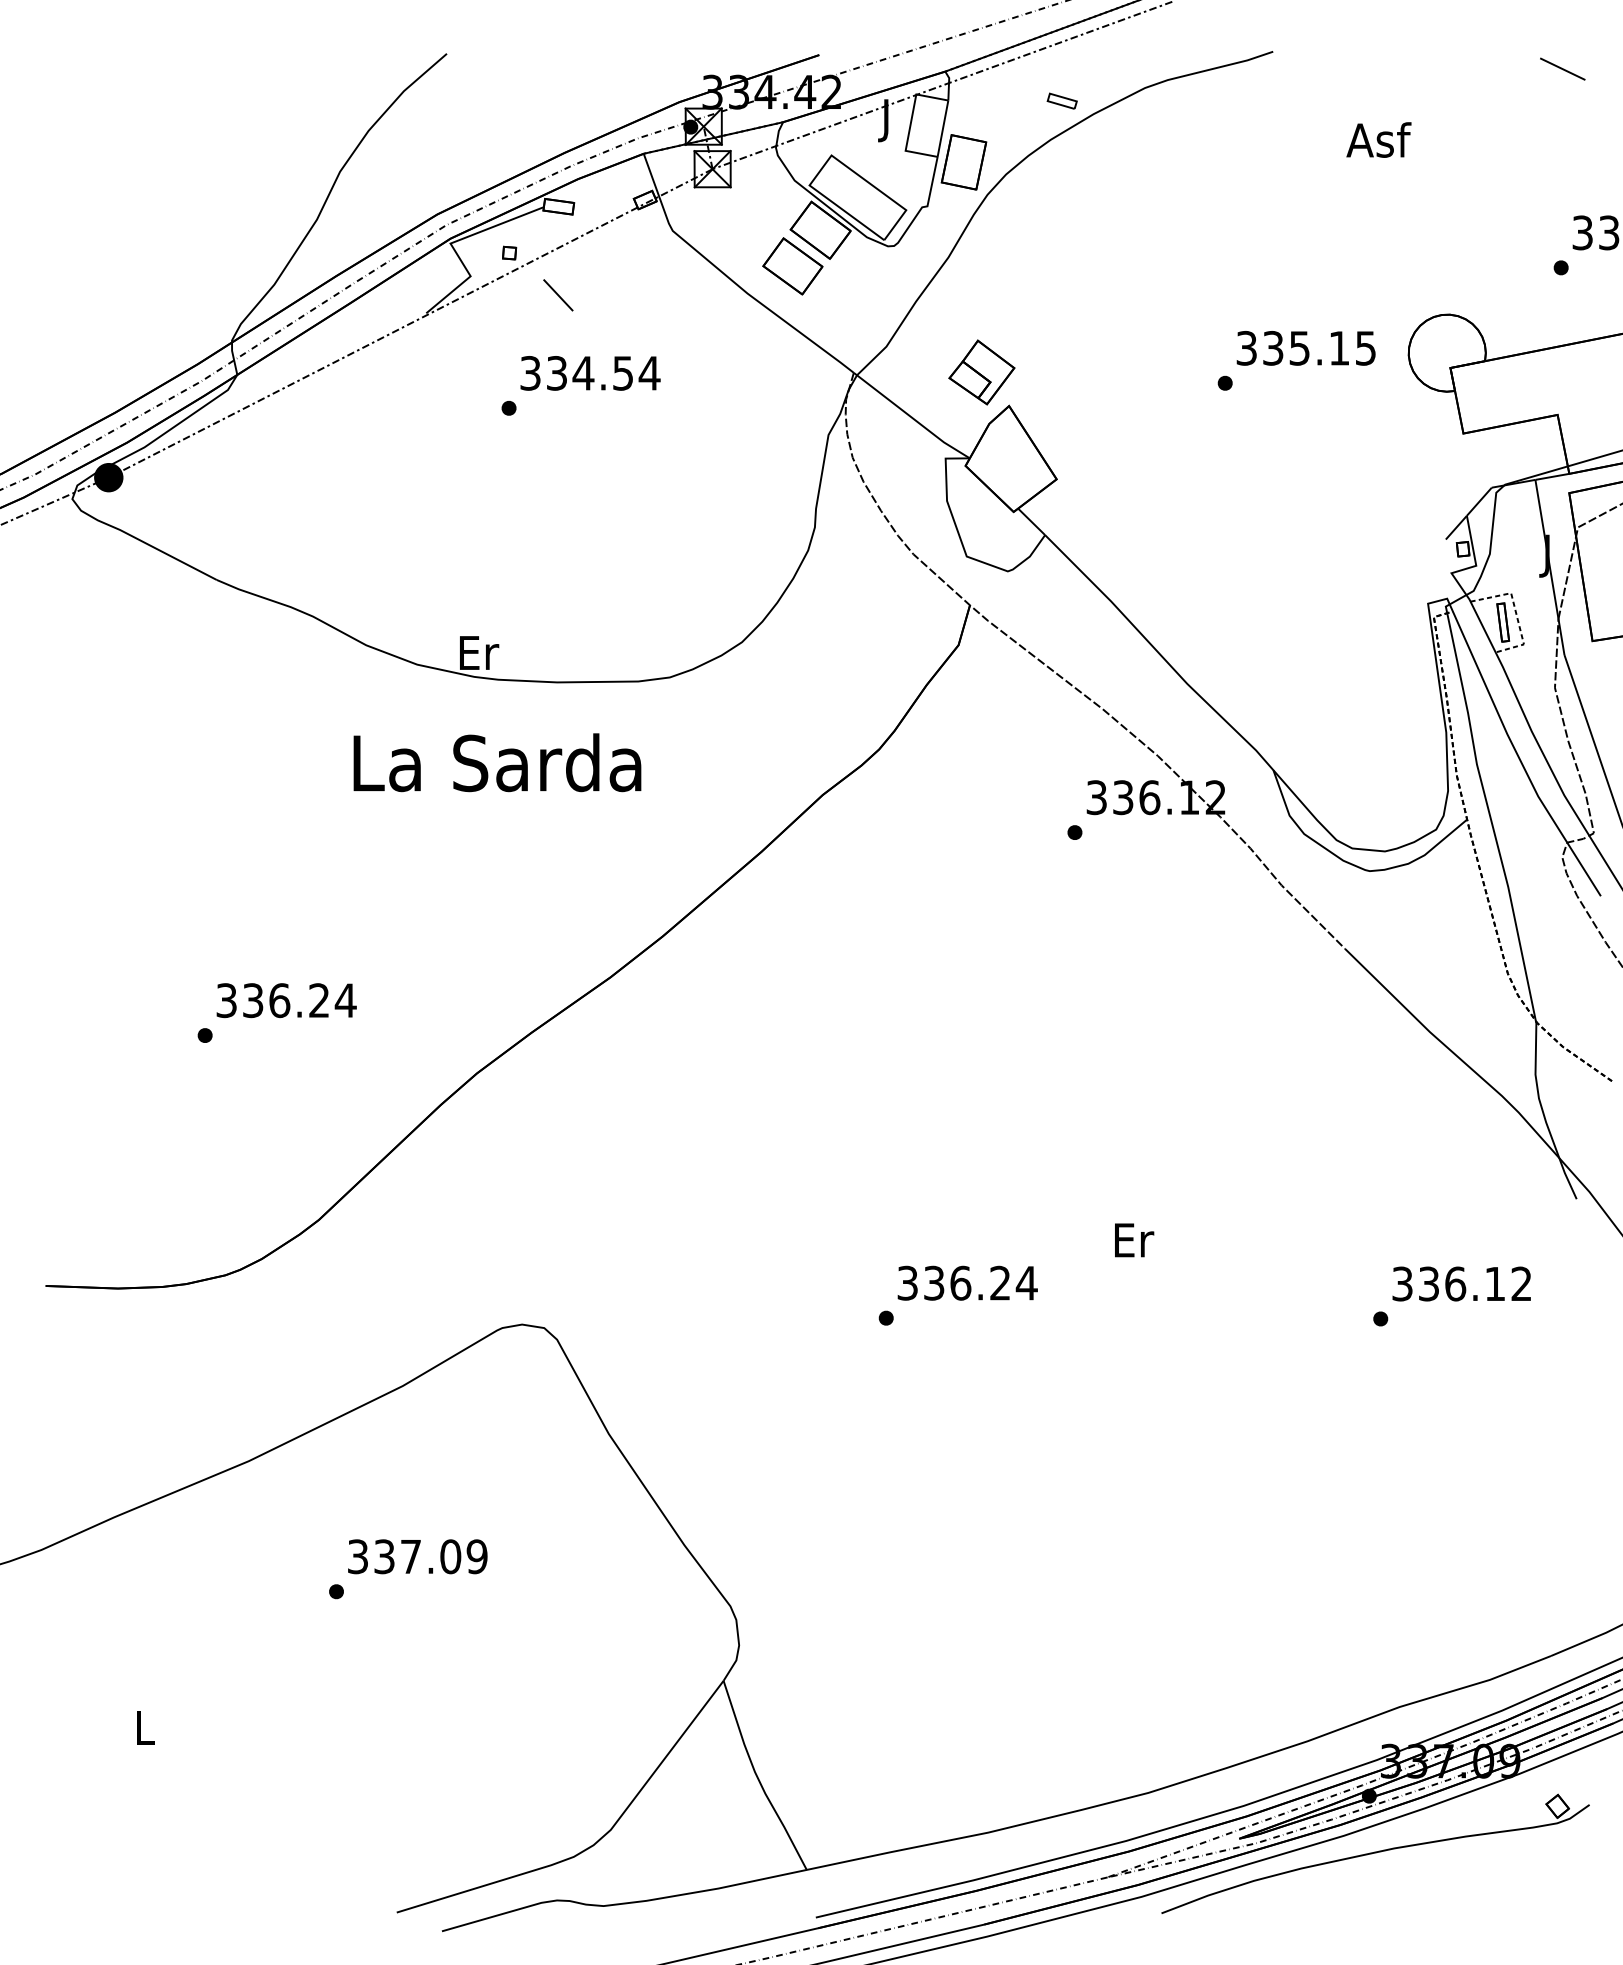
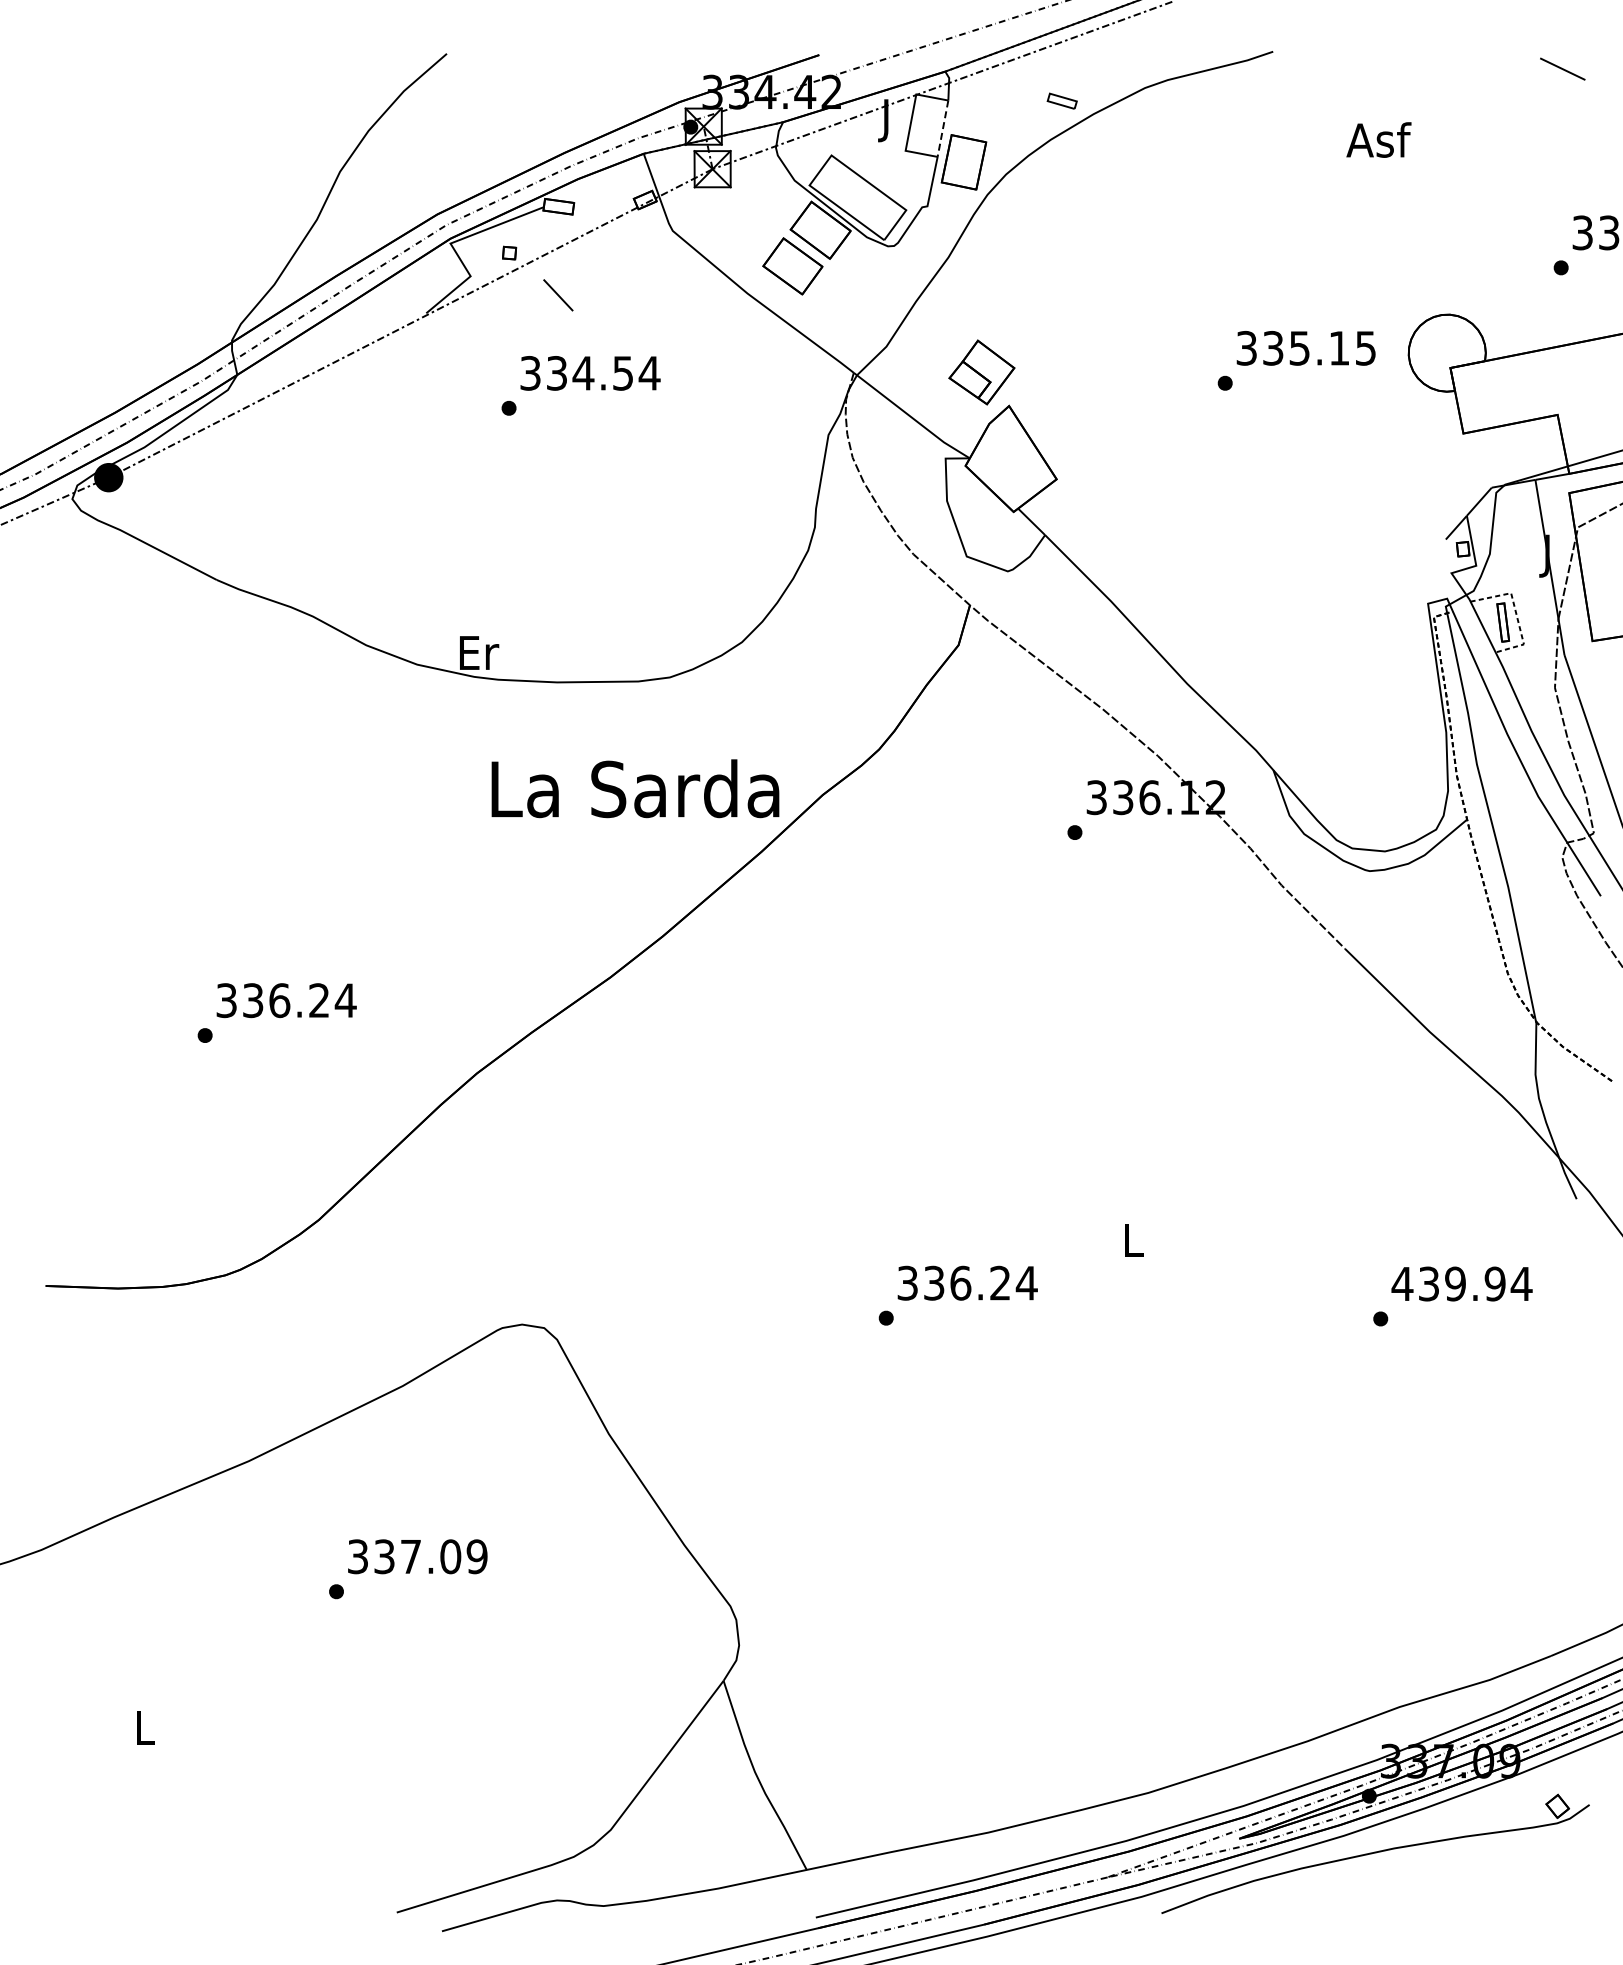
line: solid -> dashed (943, 128)
text position: (497, 762) -> (635, 788) (635, 788)
text: Er -> L (1134, 1240)
text: 336.12 -> 439.94 (1461, 1283)
